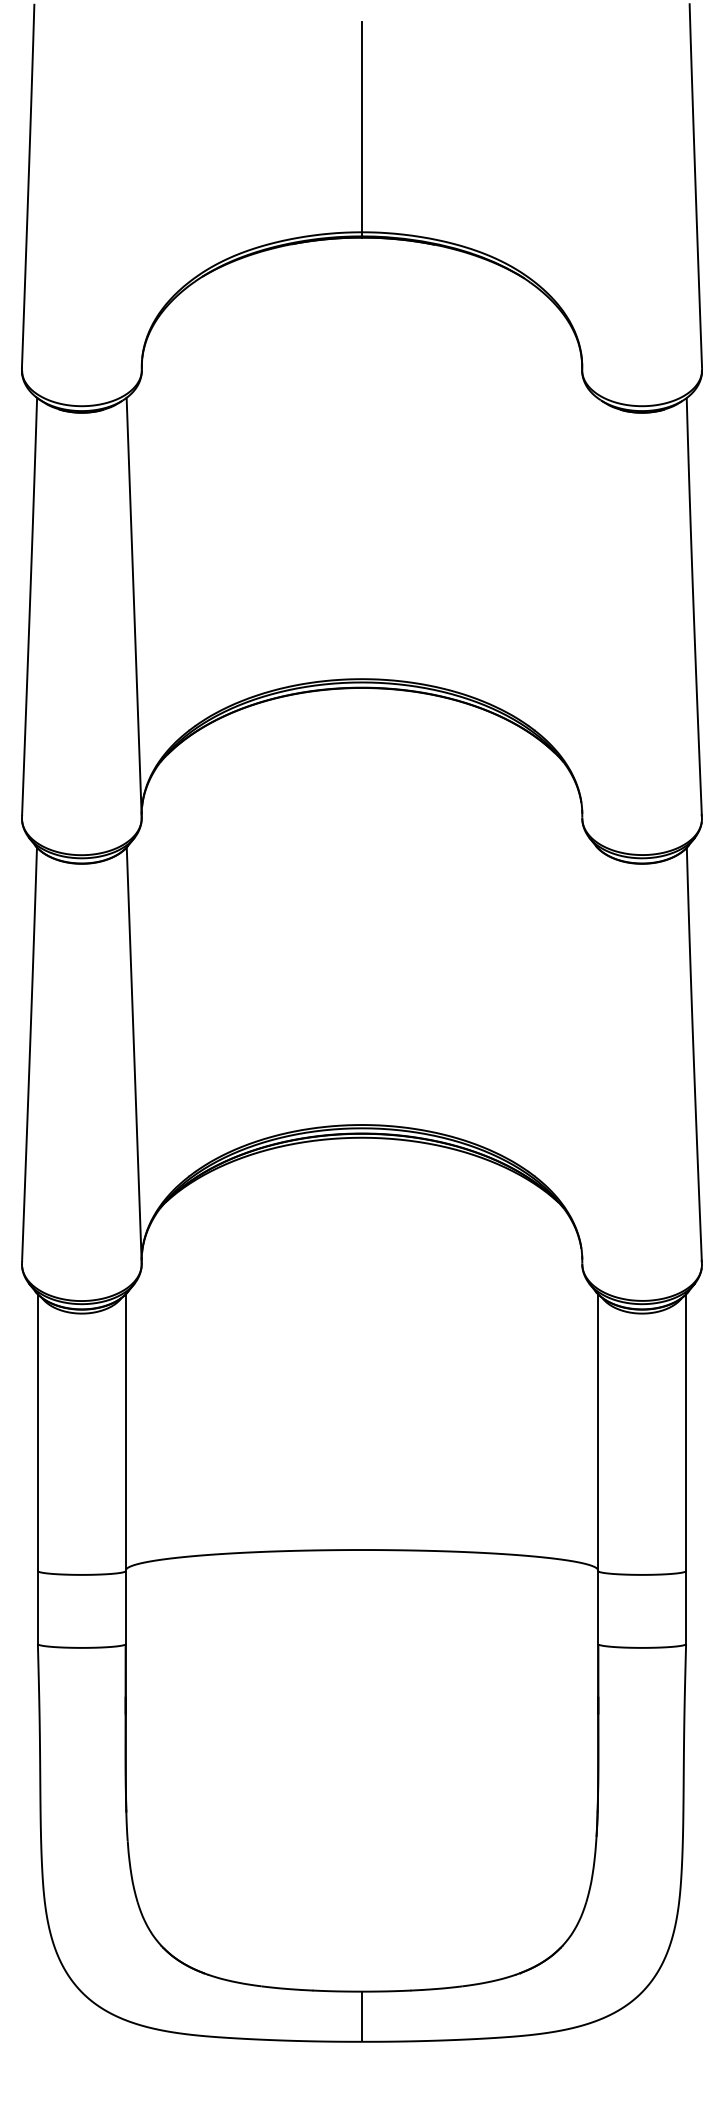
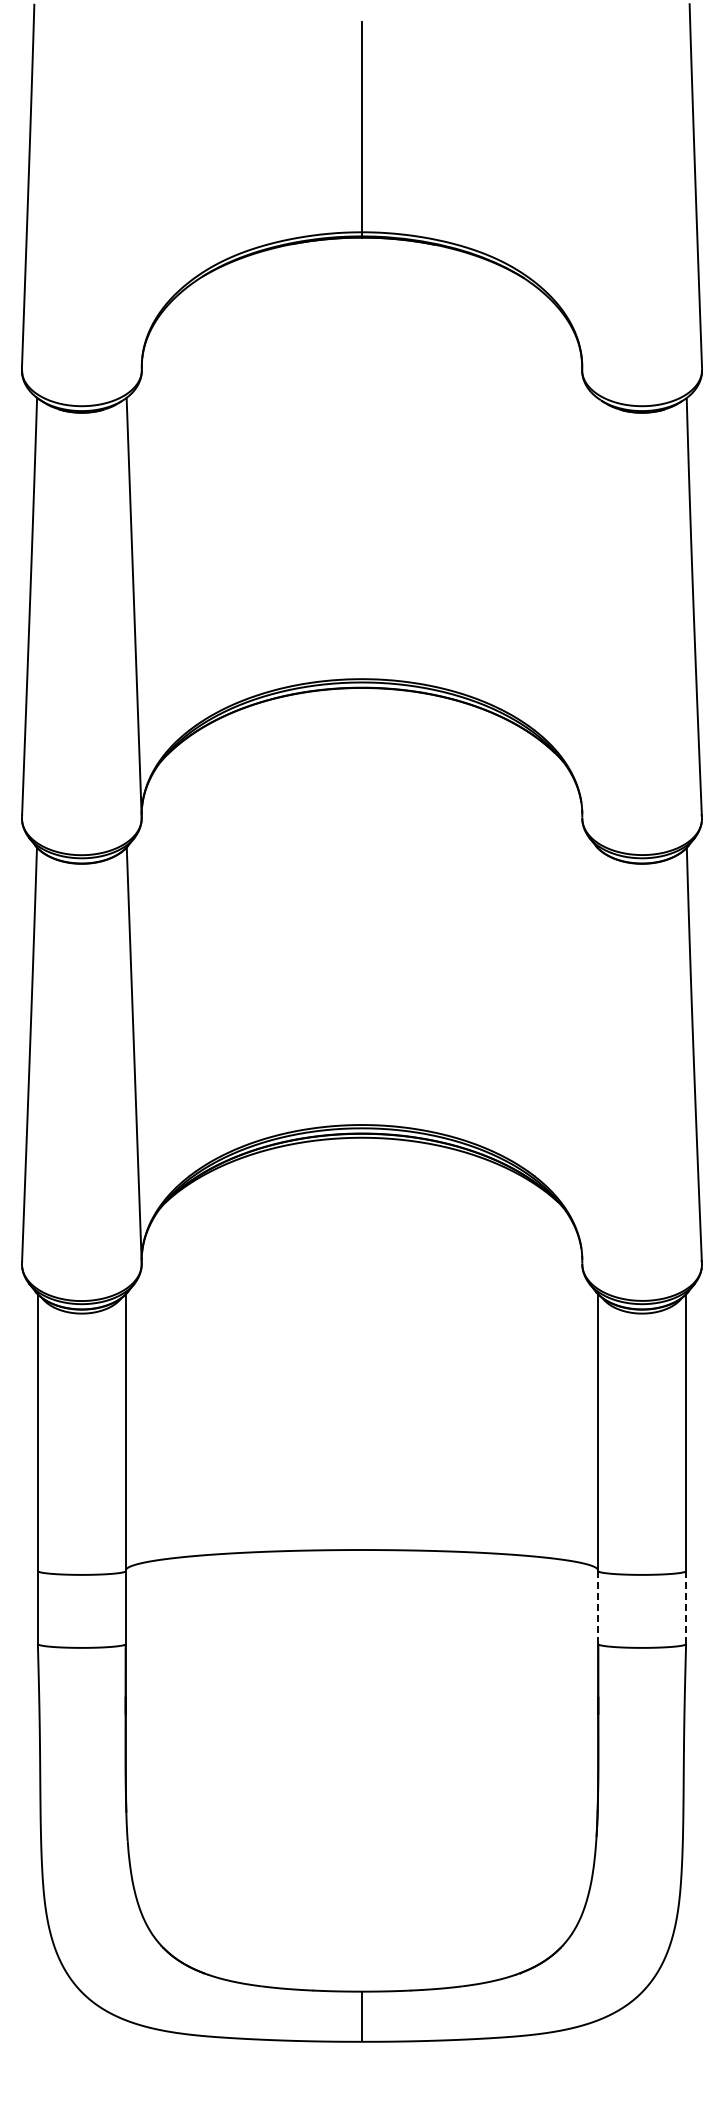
line: solid -> dashed (598, 1607)
line: solid -> dashed (686, 1607)
